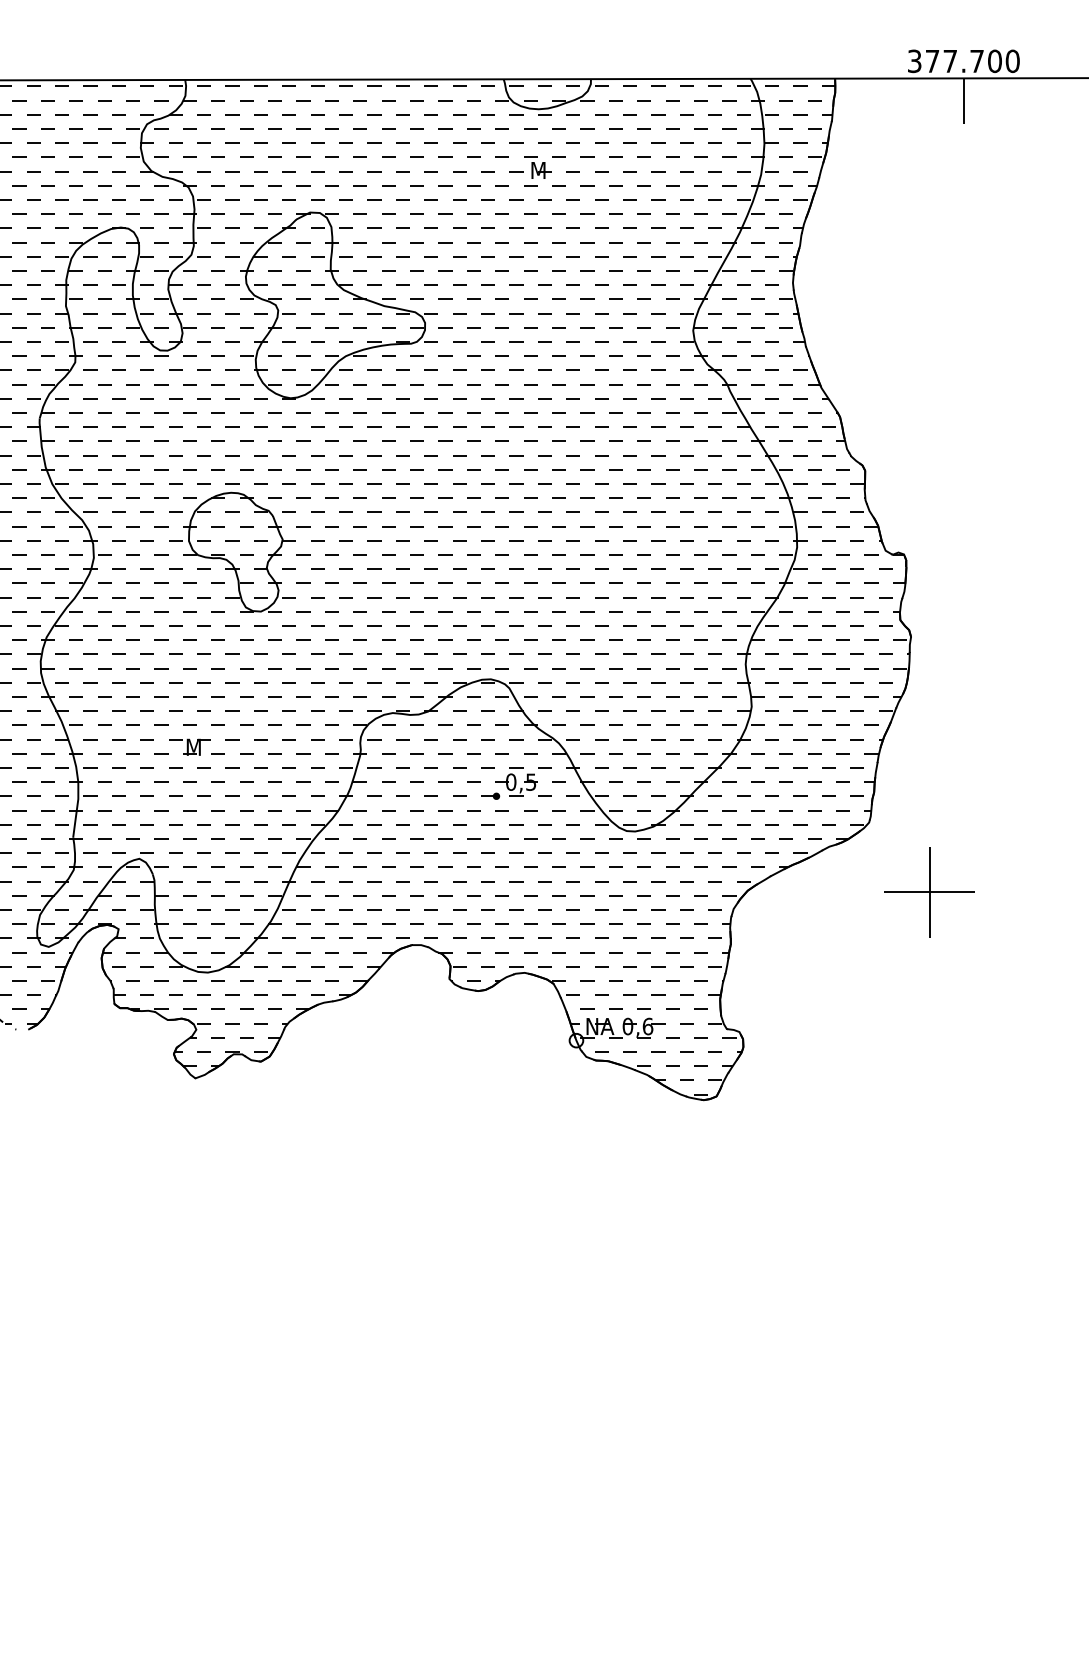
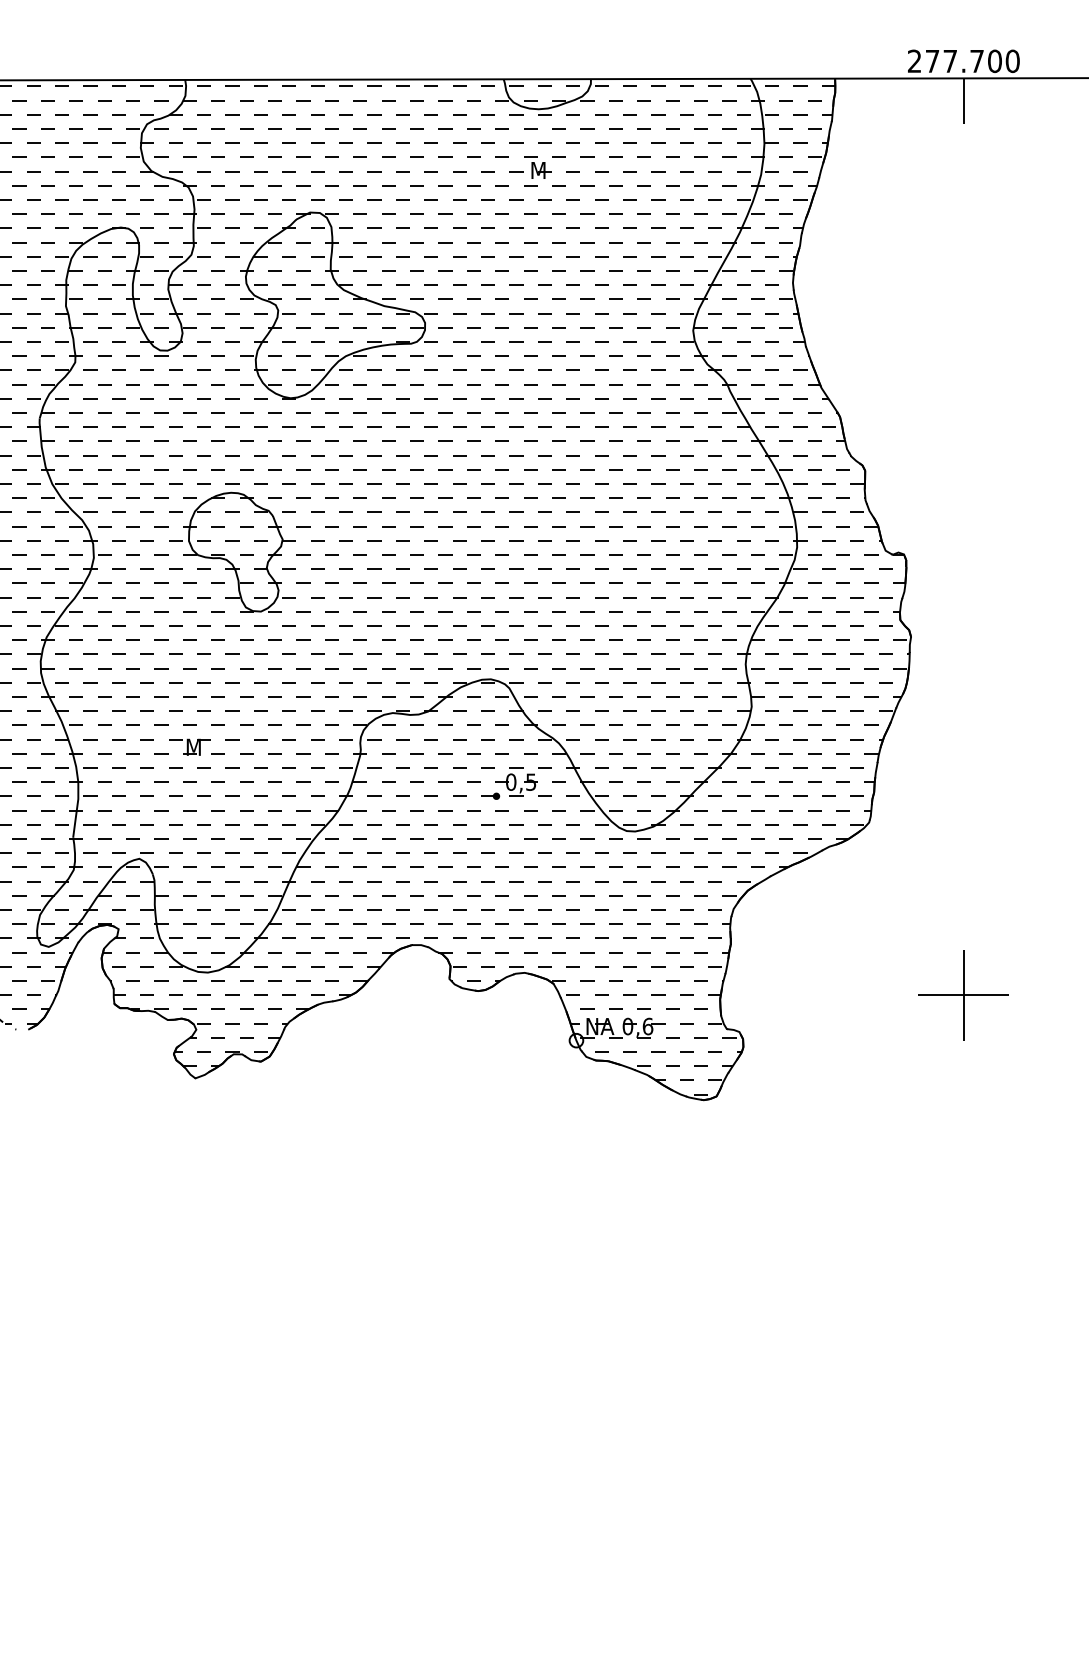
text: 377.700 -> 277.700 (914, 61)
part position: (929, 892) -> (963, 995) (963, 995)
